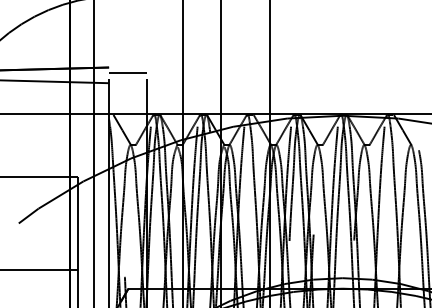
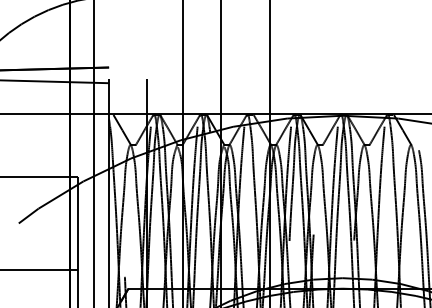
line: present -> none (128, 72)
